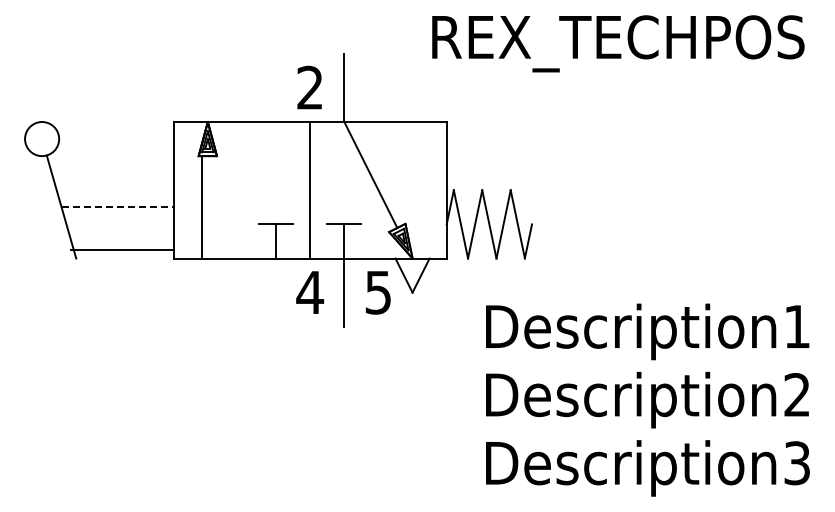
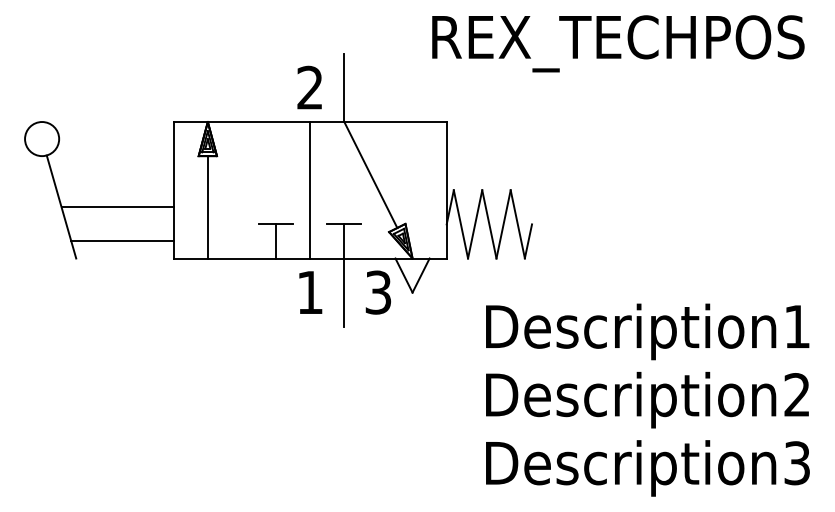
line: dashed -> solid (118, 207)
line position: (201, 207) -> (207, 207) (207, 207)
line position: (122, 250) -> (122, 241) (122, 241)
text: 4 -> 1 (310, 292)
text: 5 -> 3 (378, 292)
